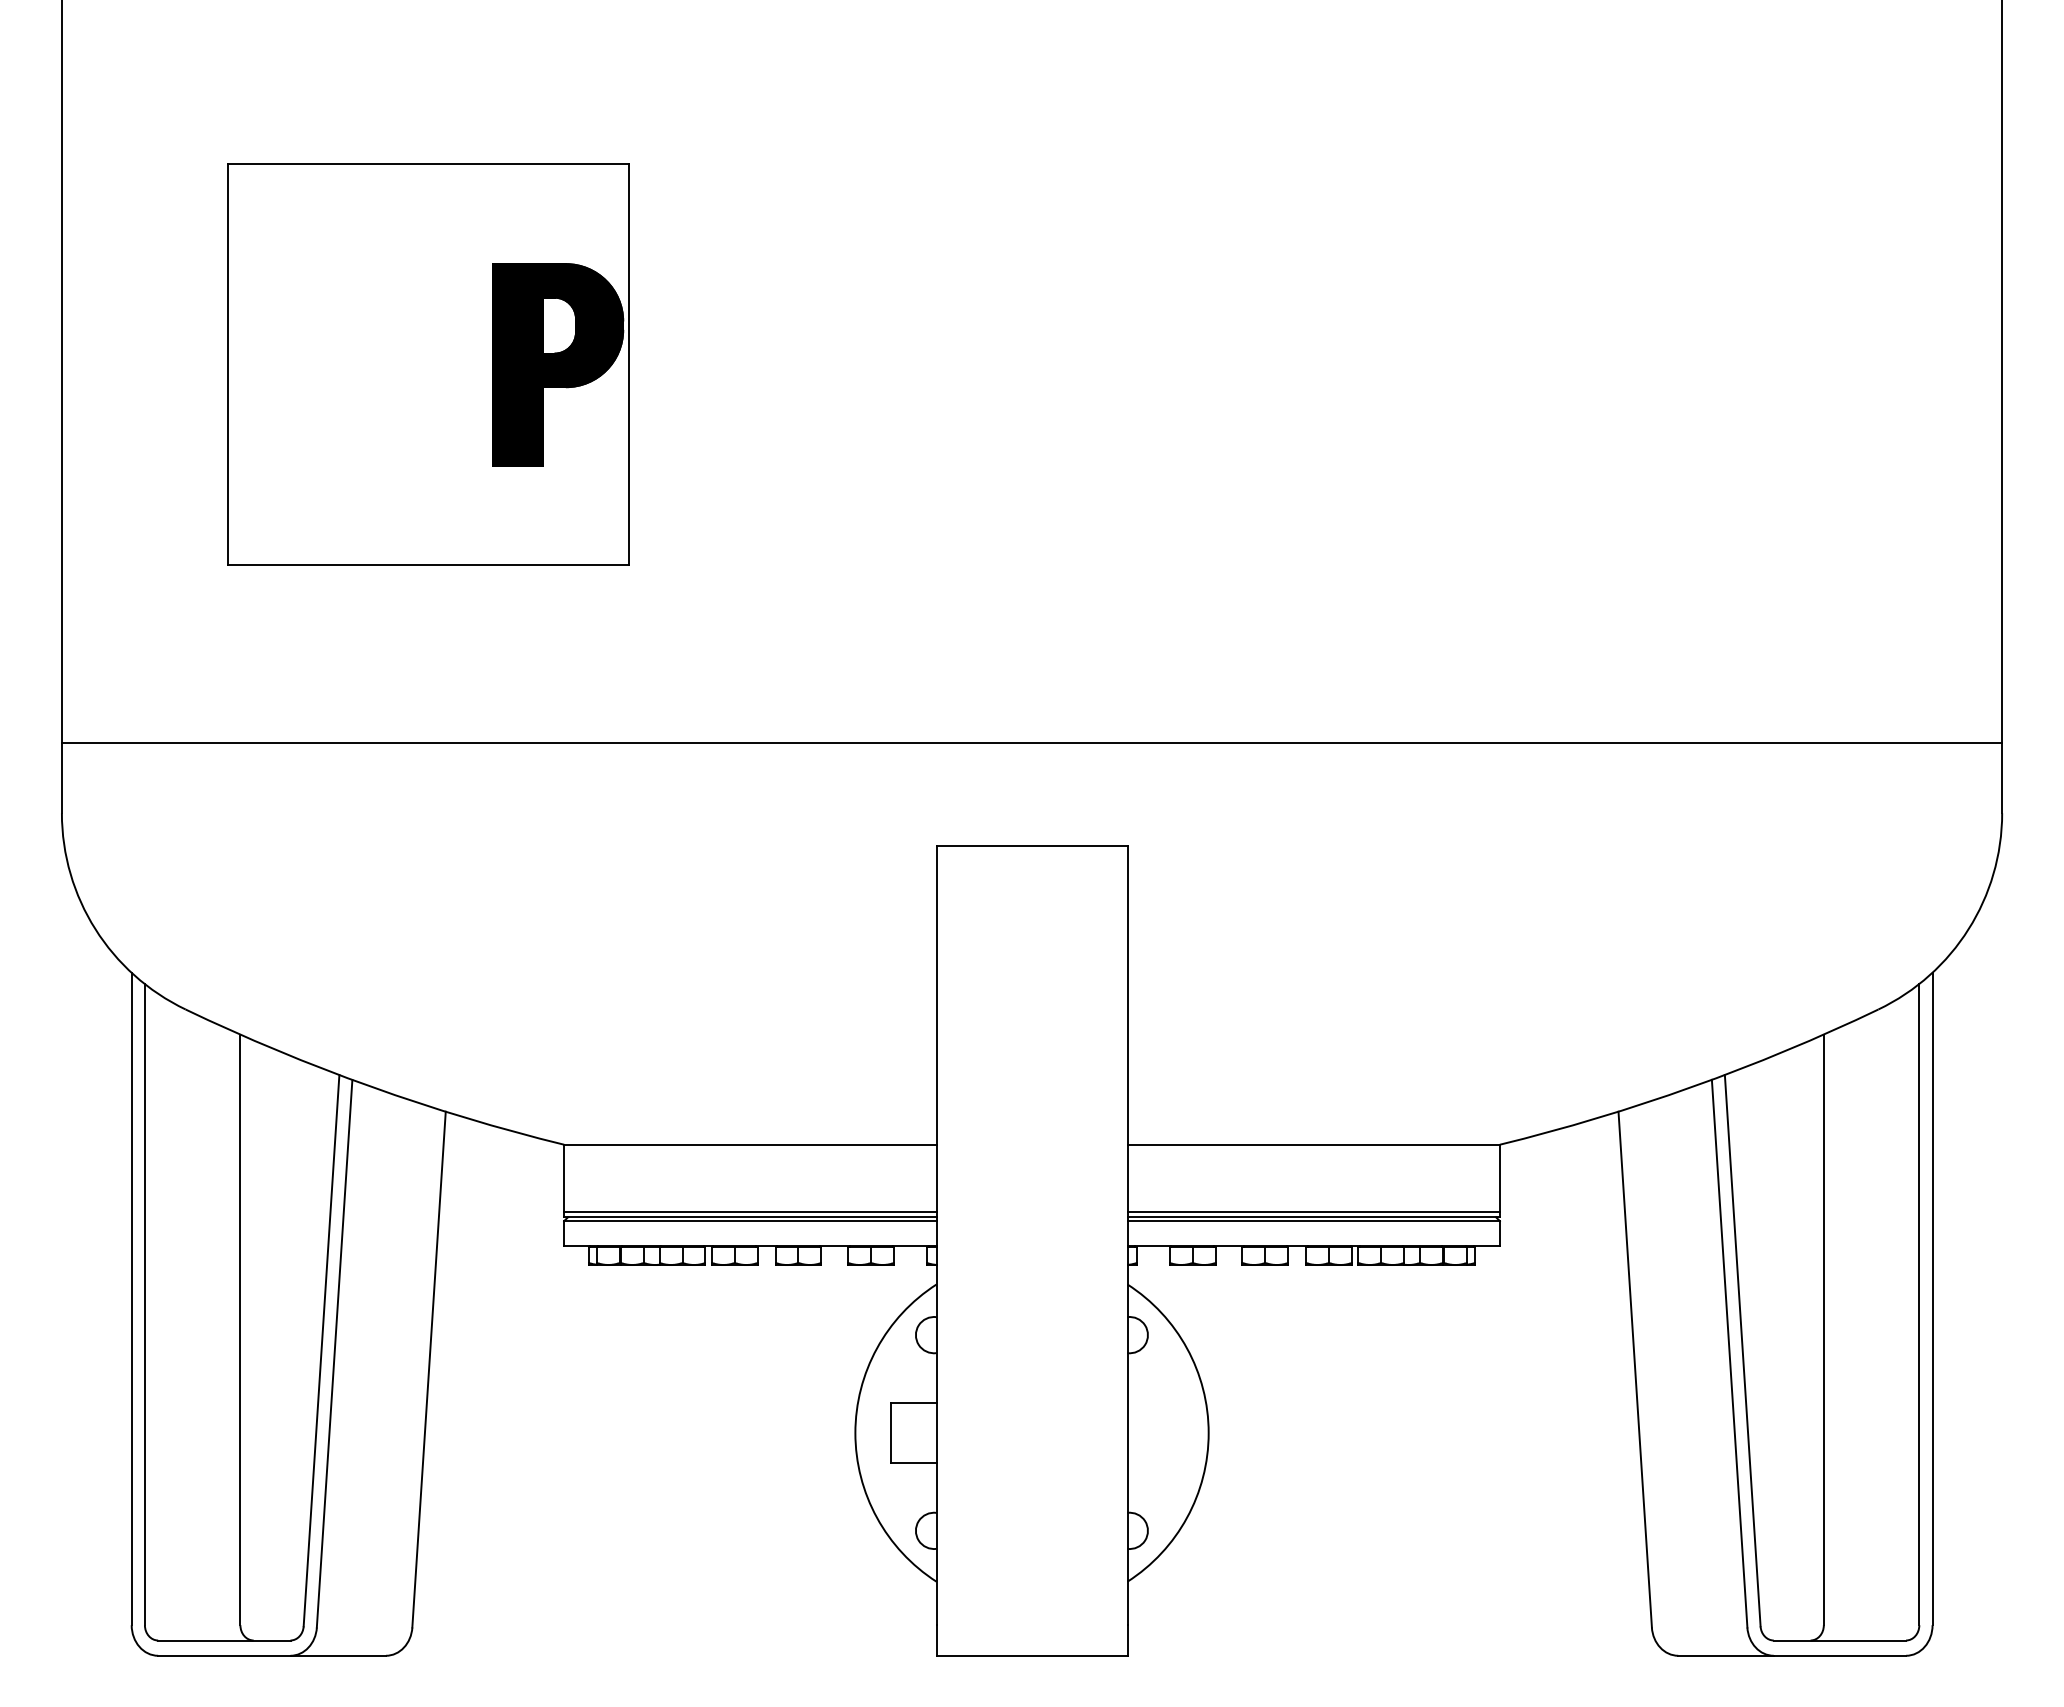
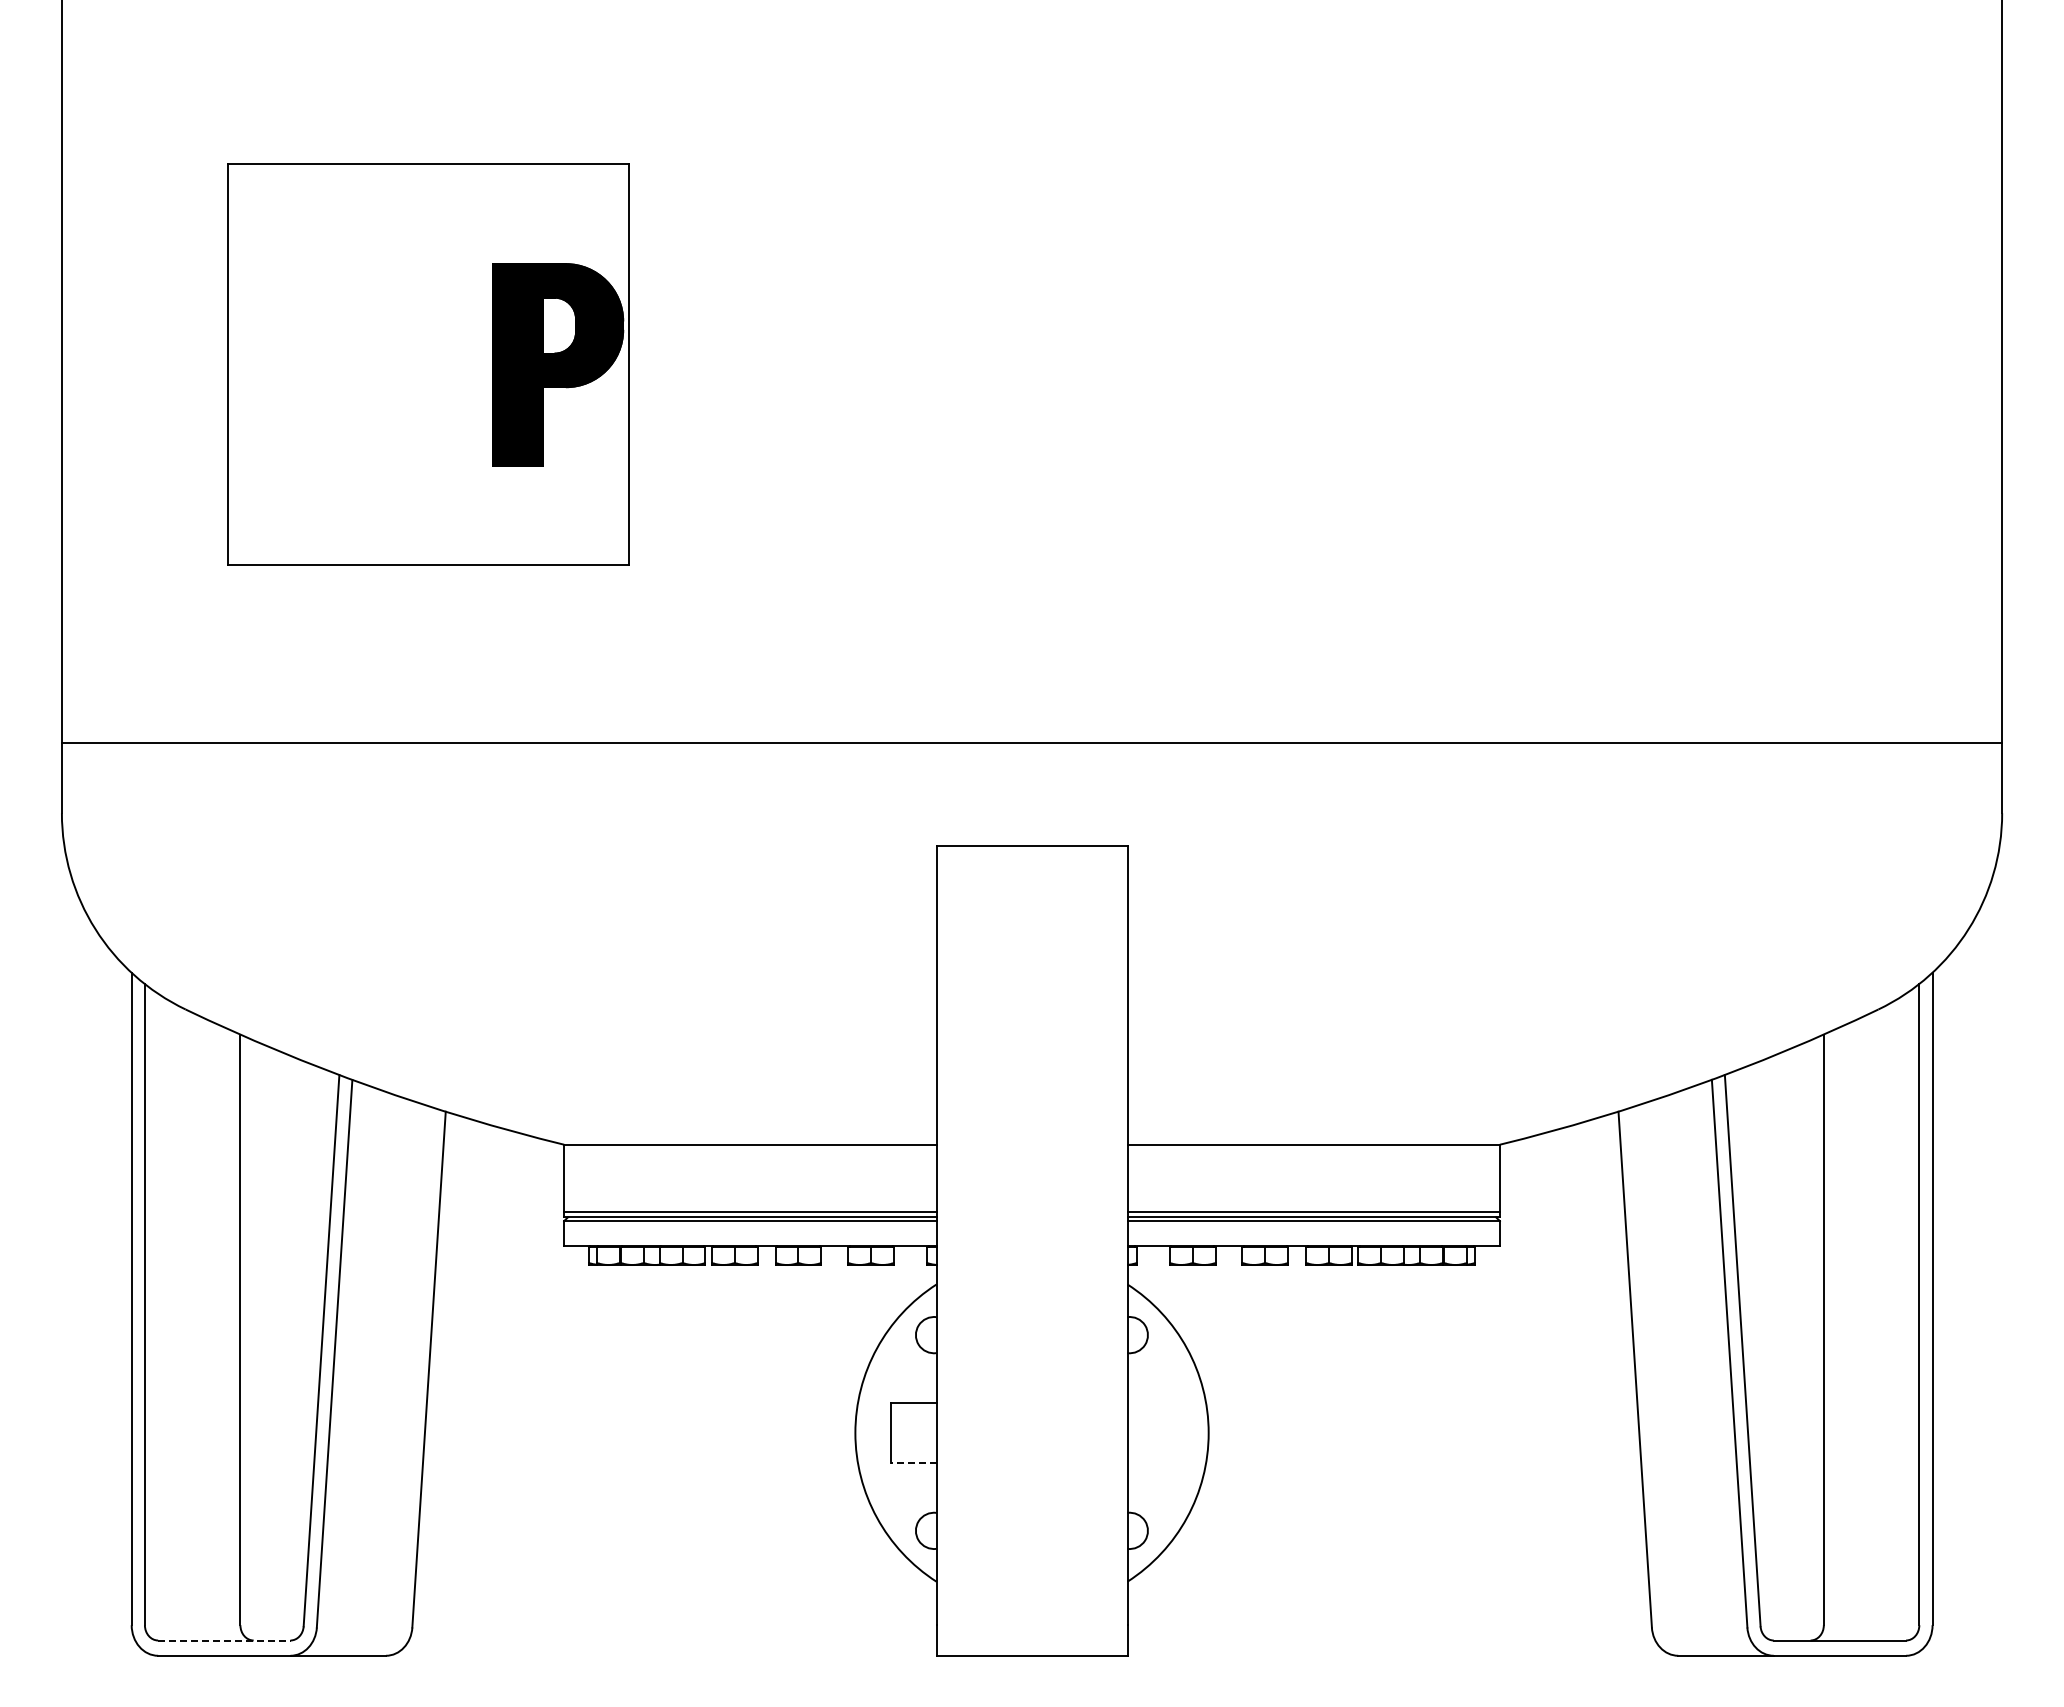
line: solid -> dashed (913, 1463)
line: solid -> dashed (224, 1640)
